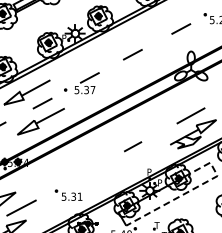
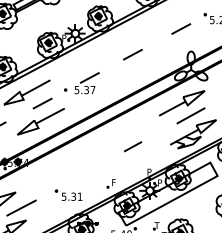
part: none -> present (182, 103)
part: none -> present (110, 183)
line: dashed -> solid (192, 189)
